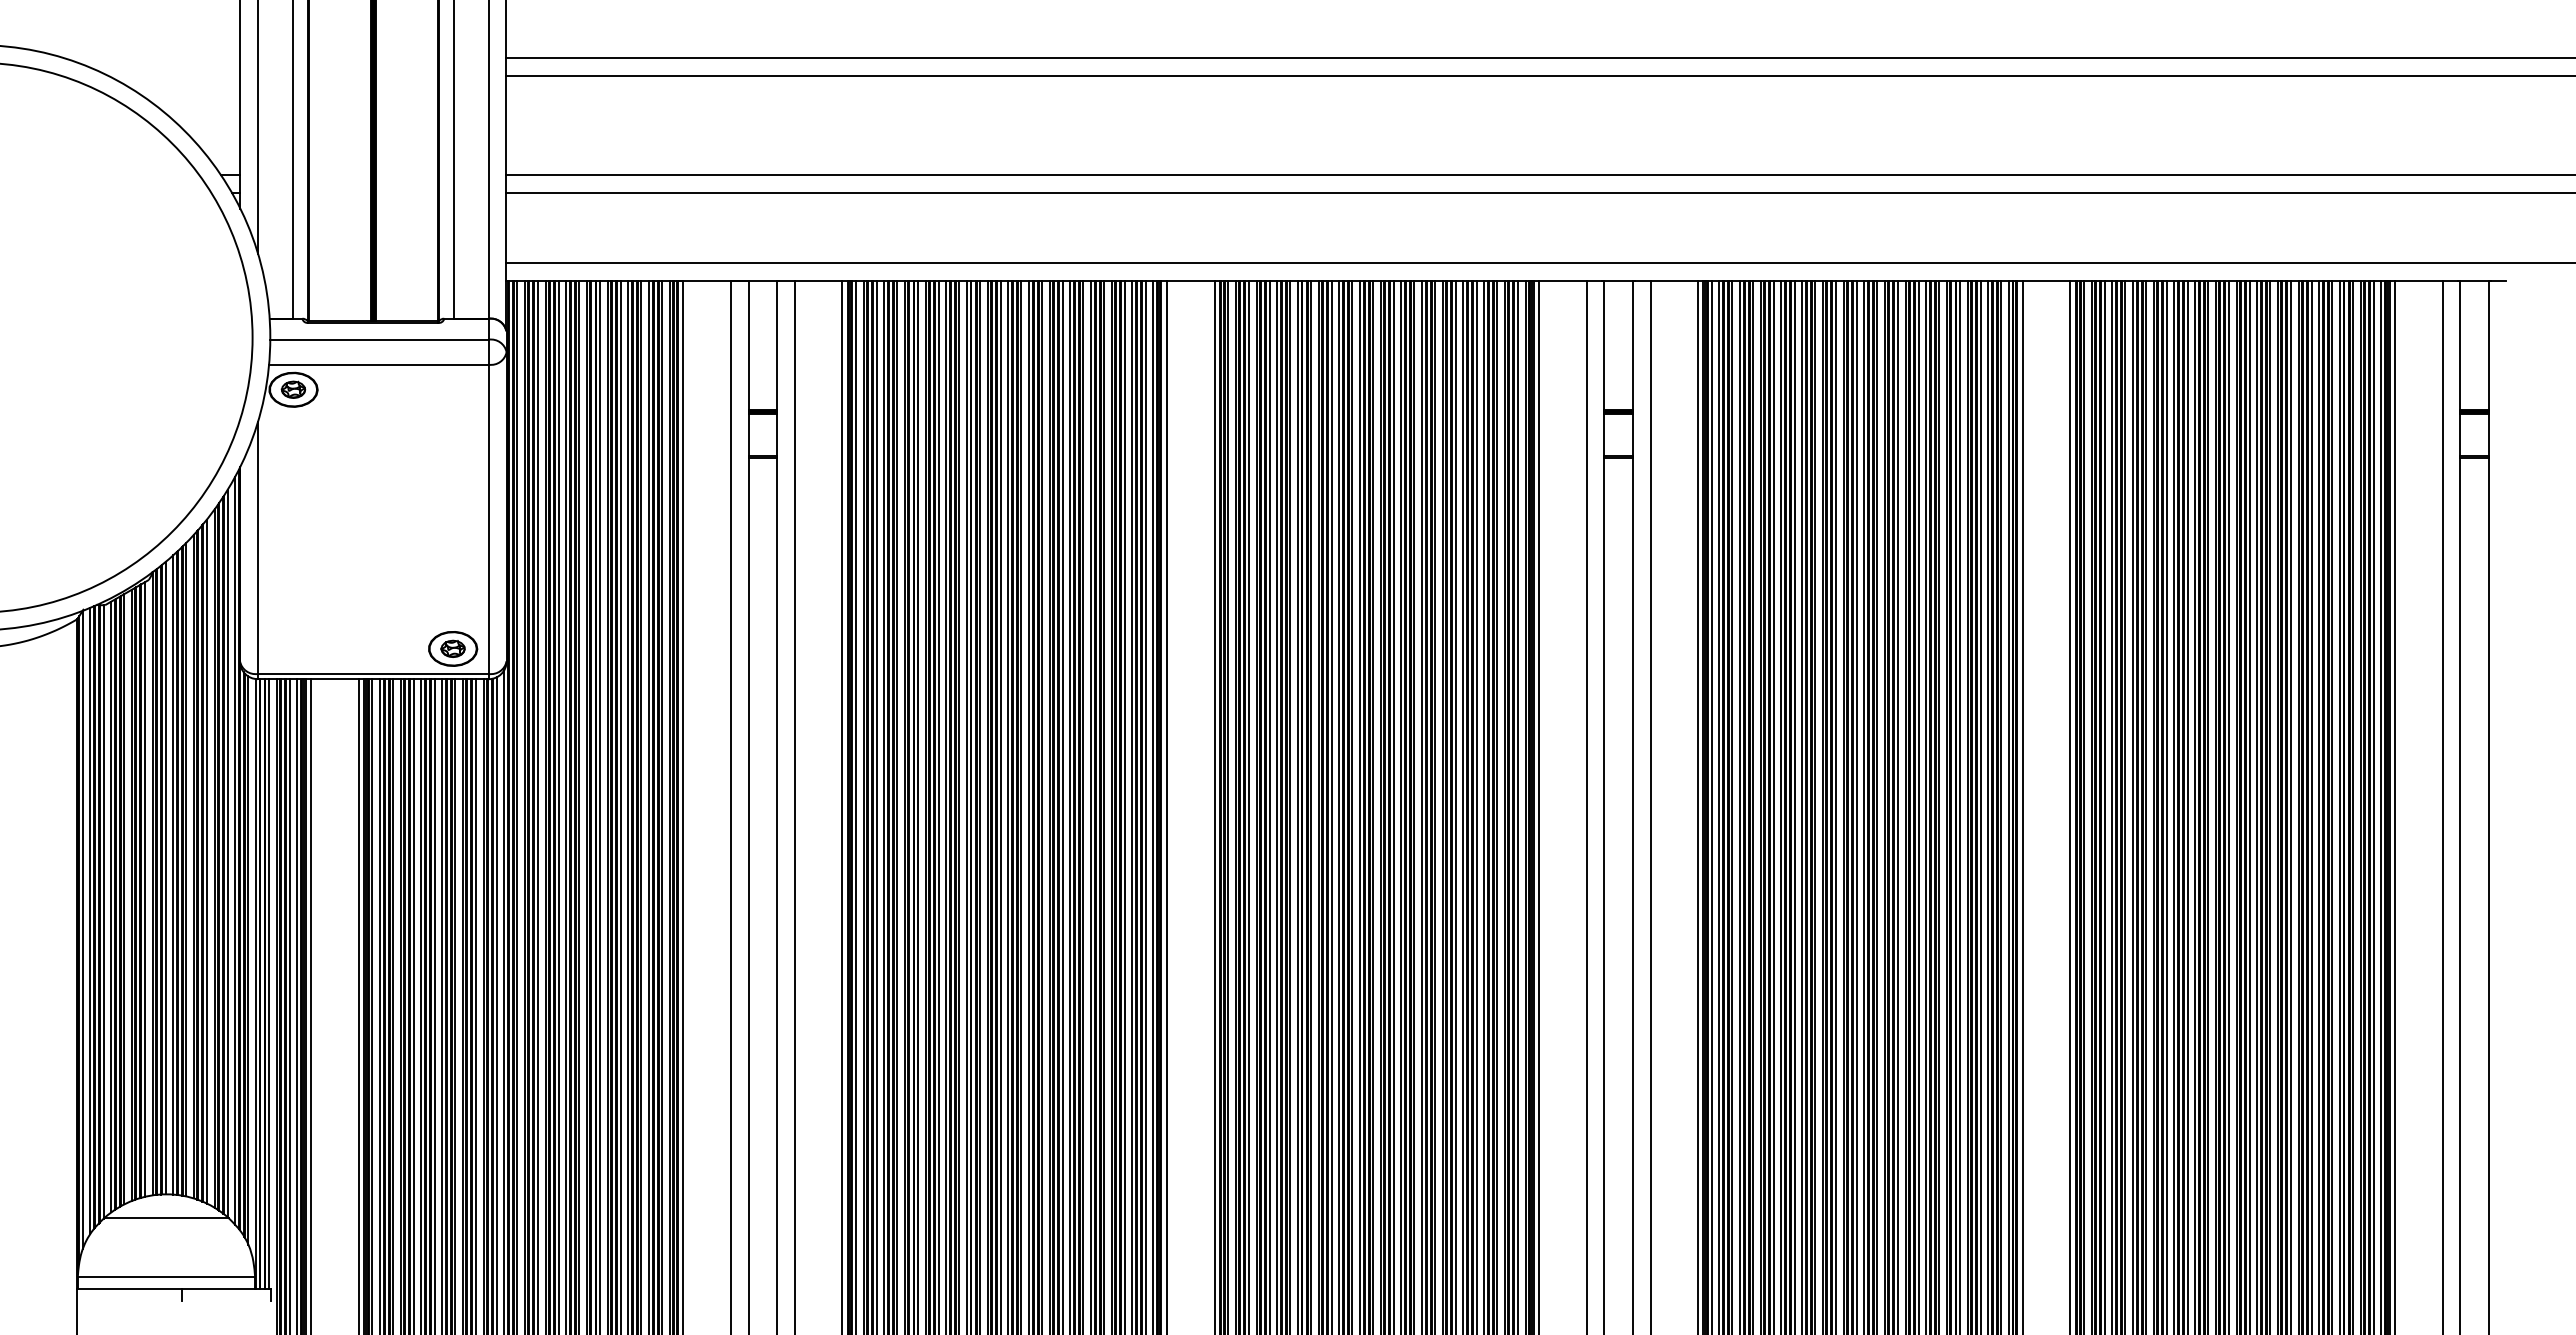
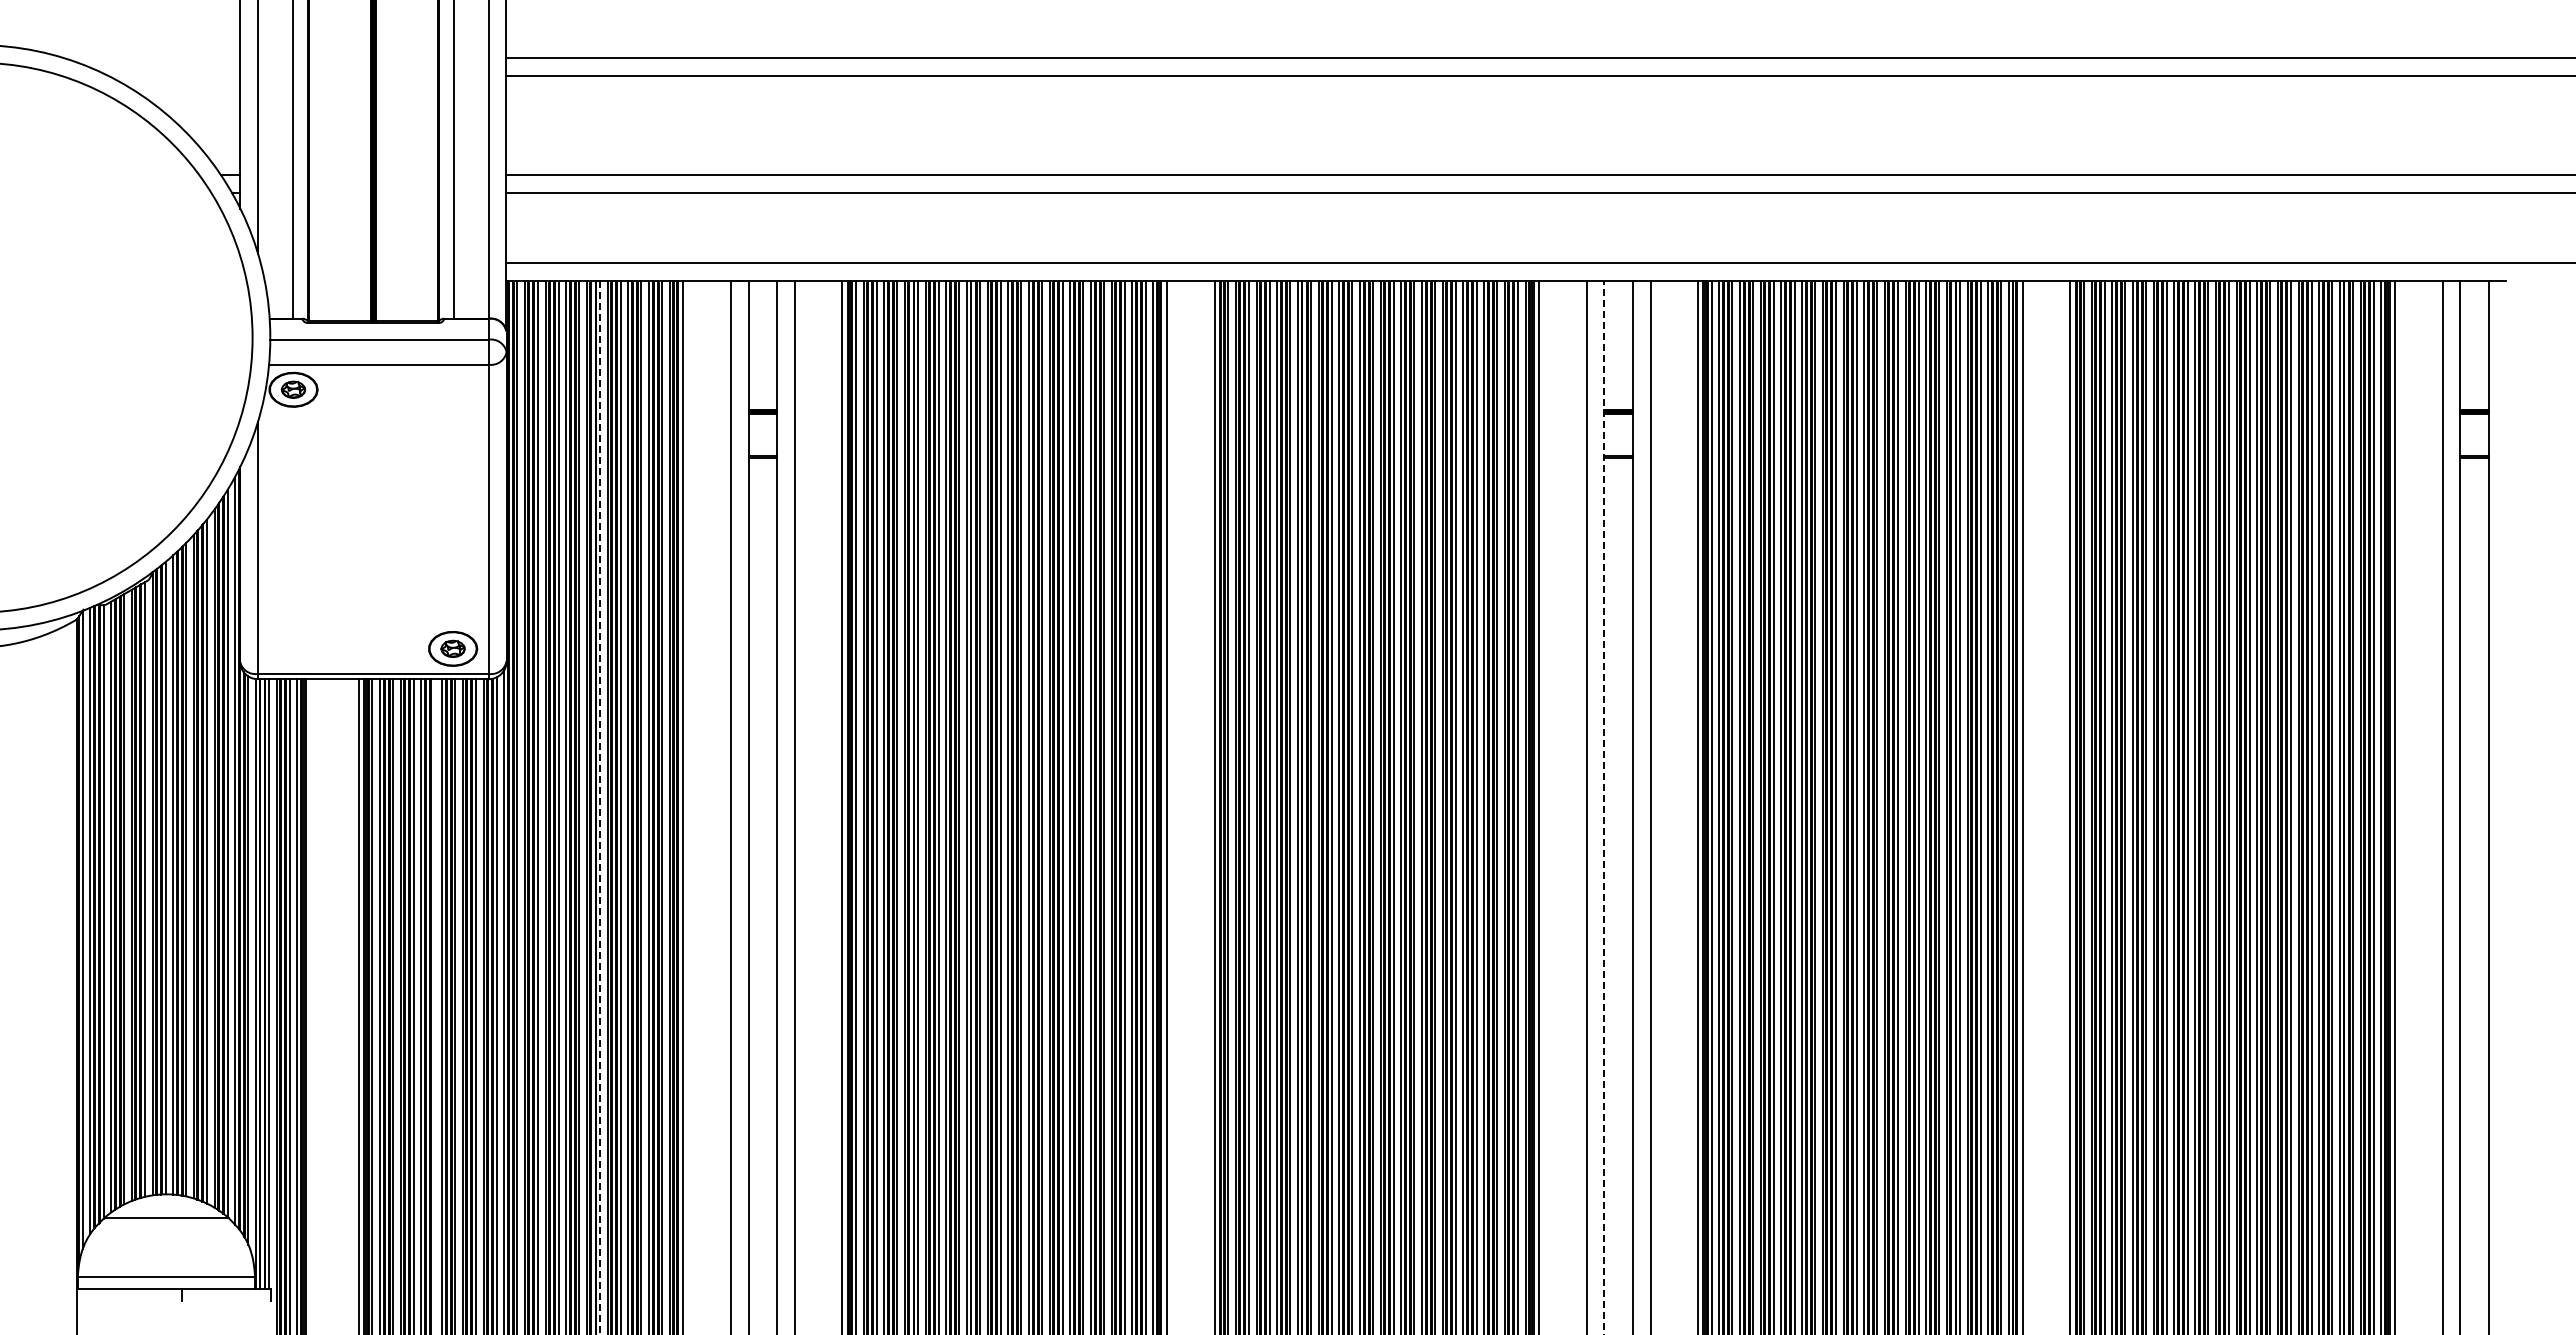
line: solid -> dashed (1604, 807)
line: solid -> dashed (600, 808)
line: present -> none (310, 1005)
line: present -> none (434, 1005)
